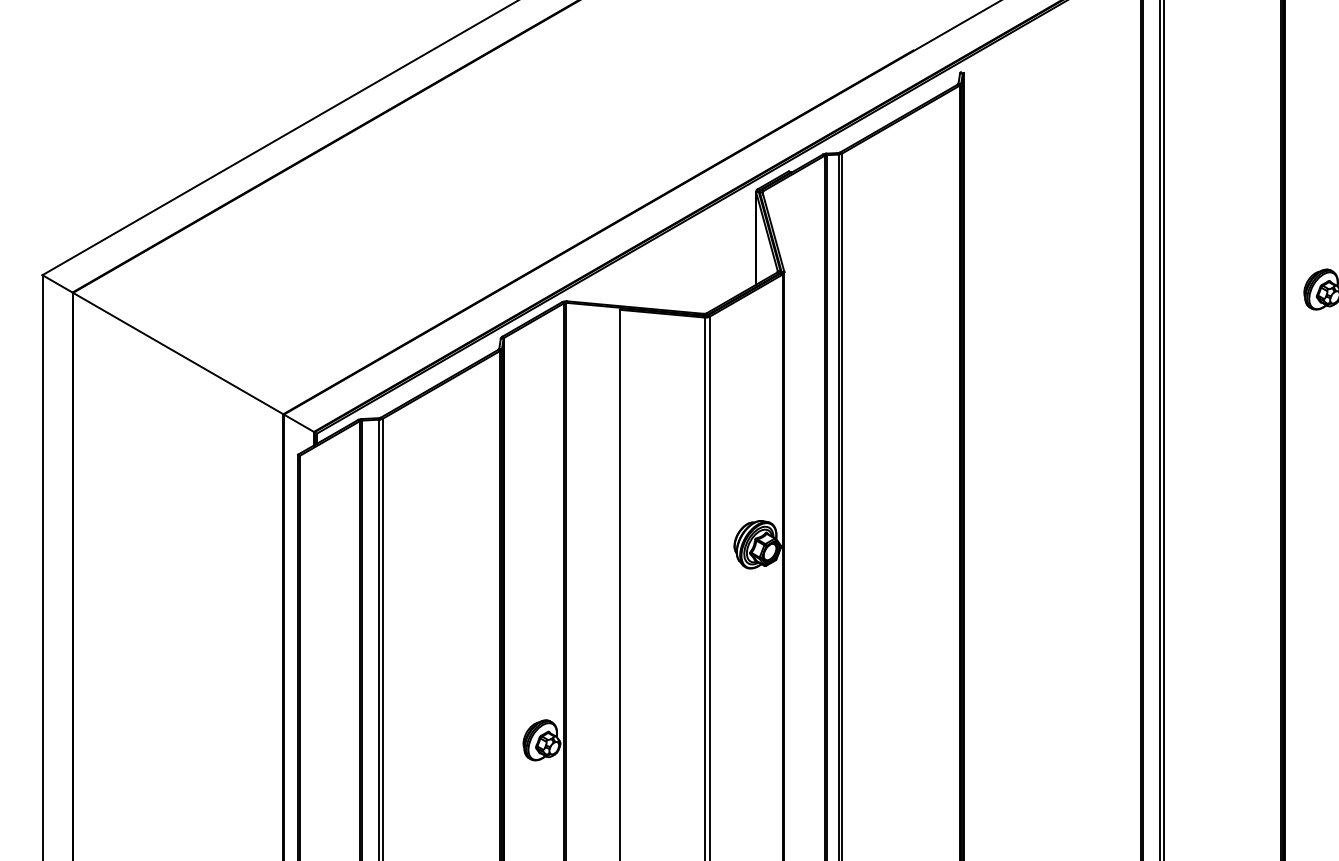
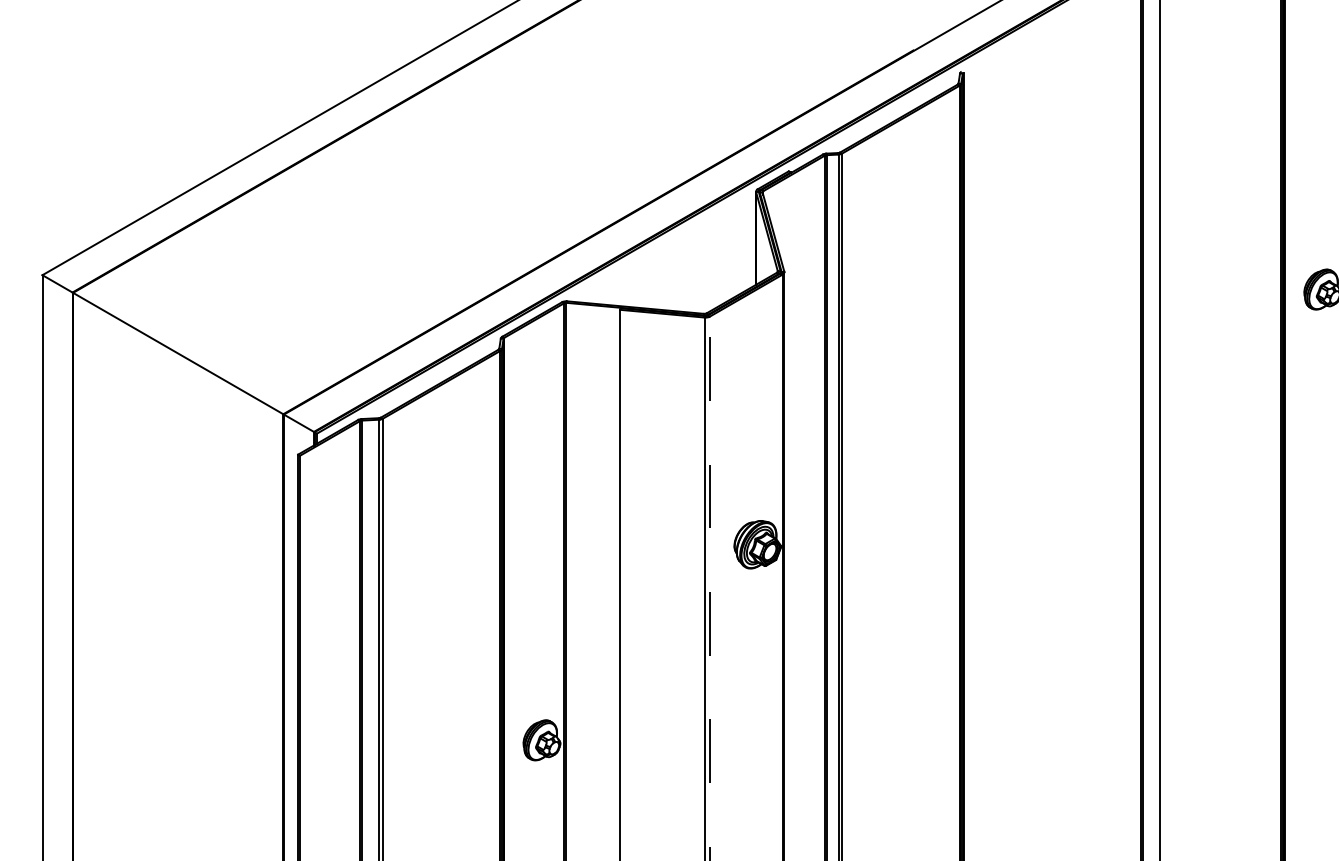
line: present -> none (1163, 429)
line: solid -> dashed (709, 588)
